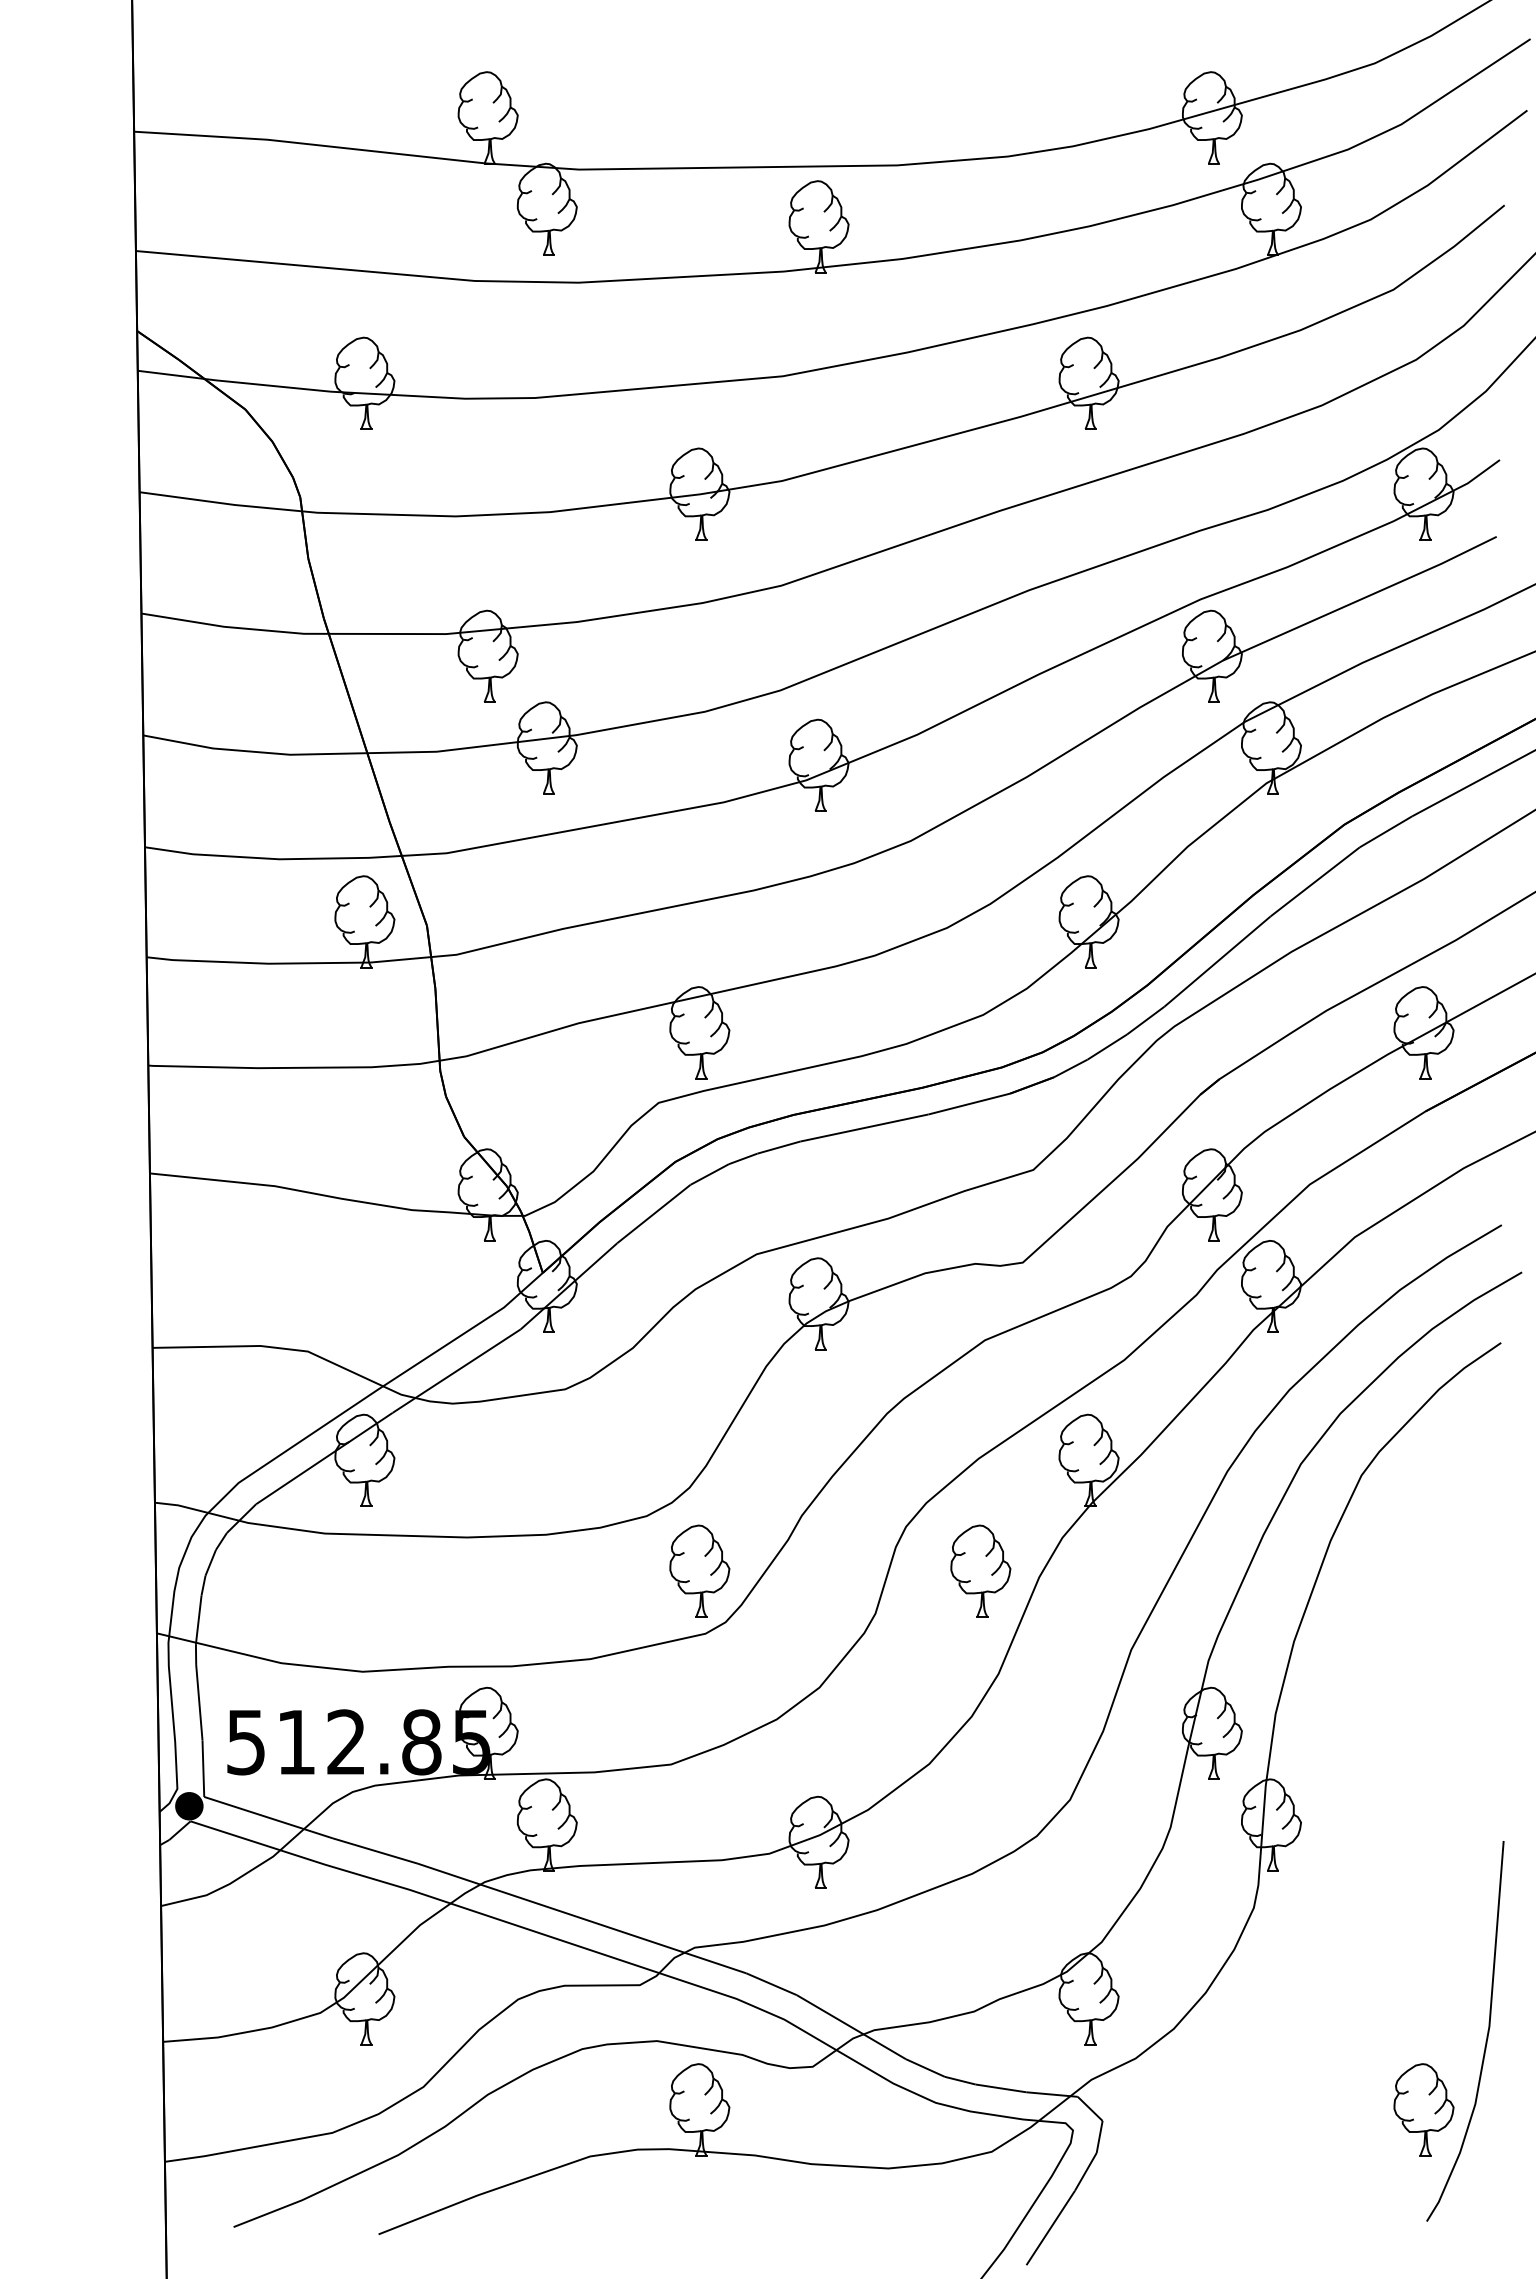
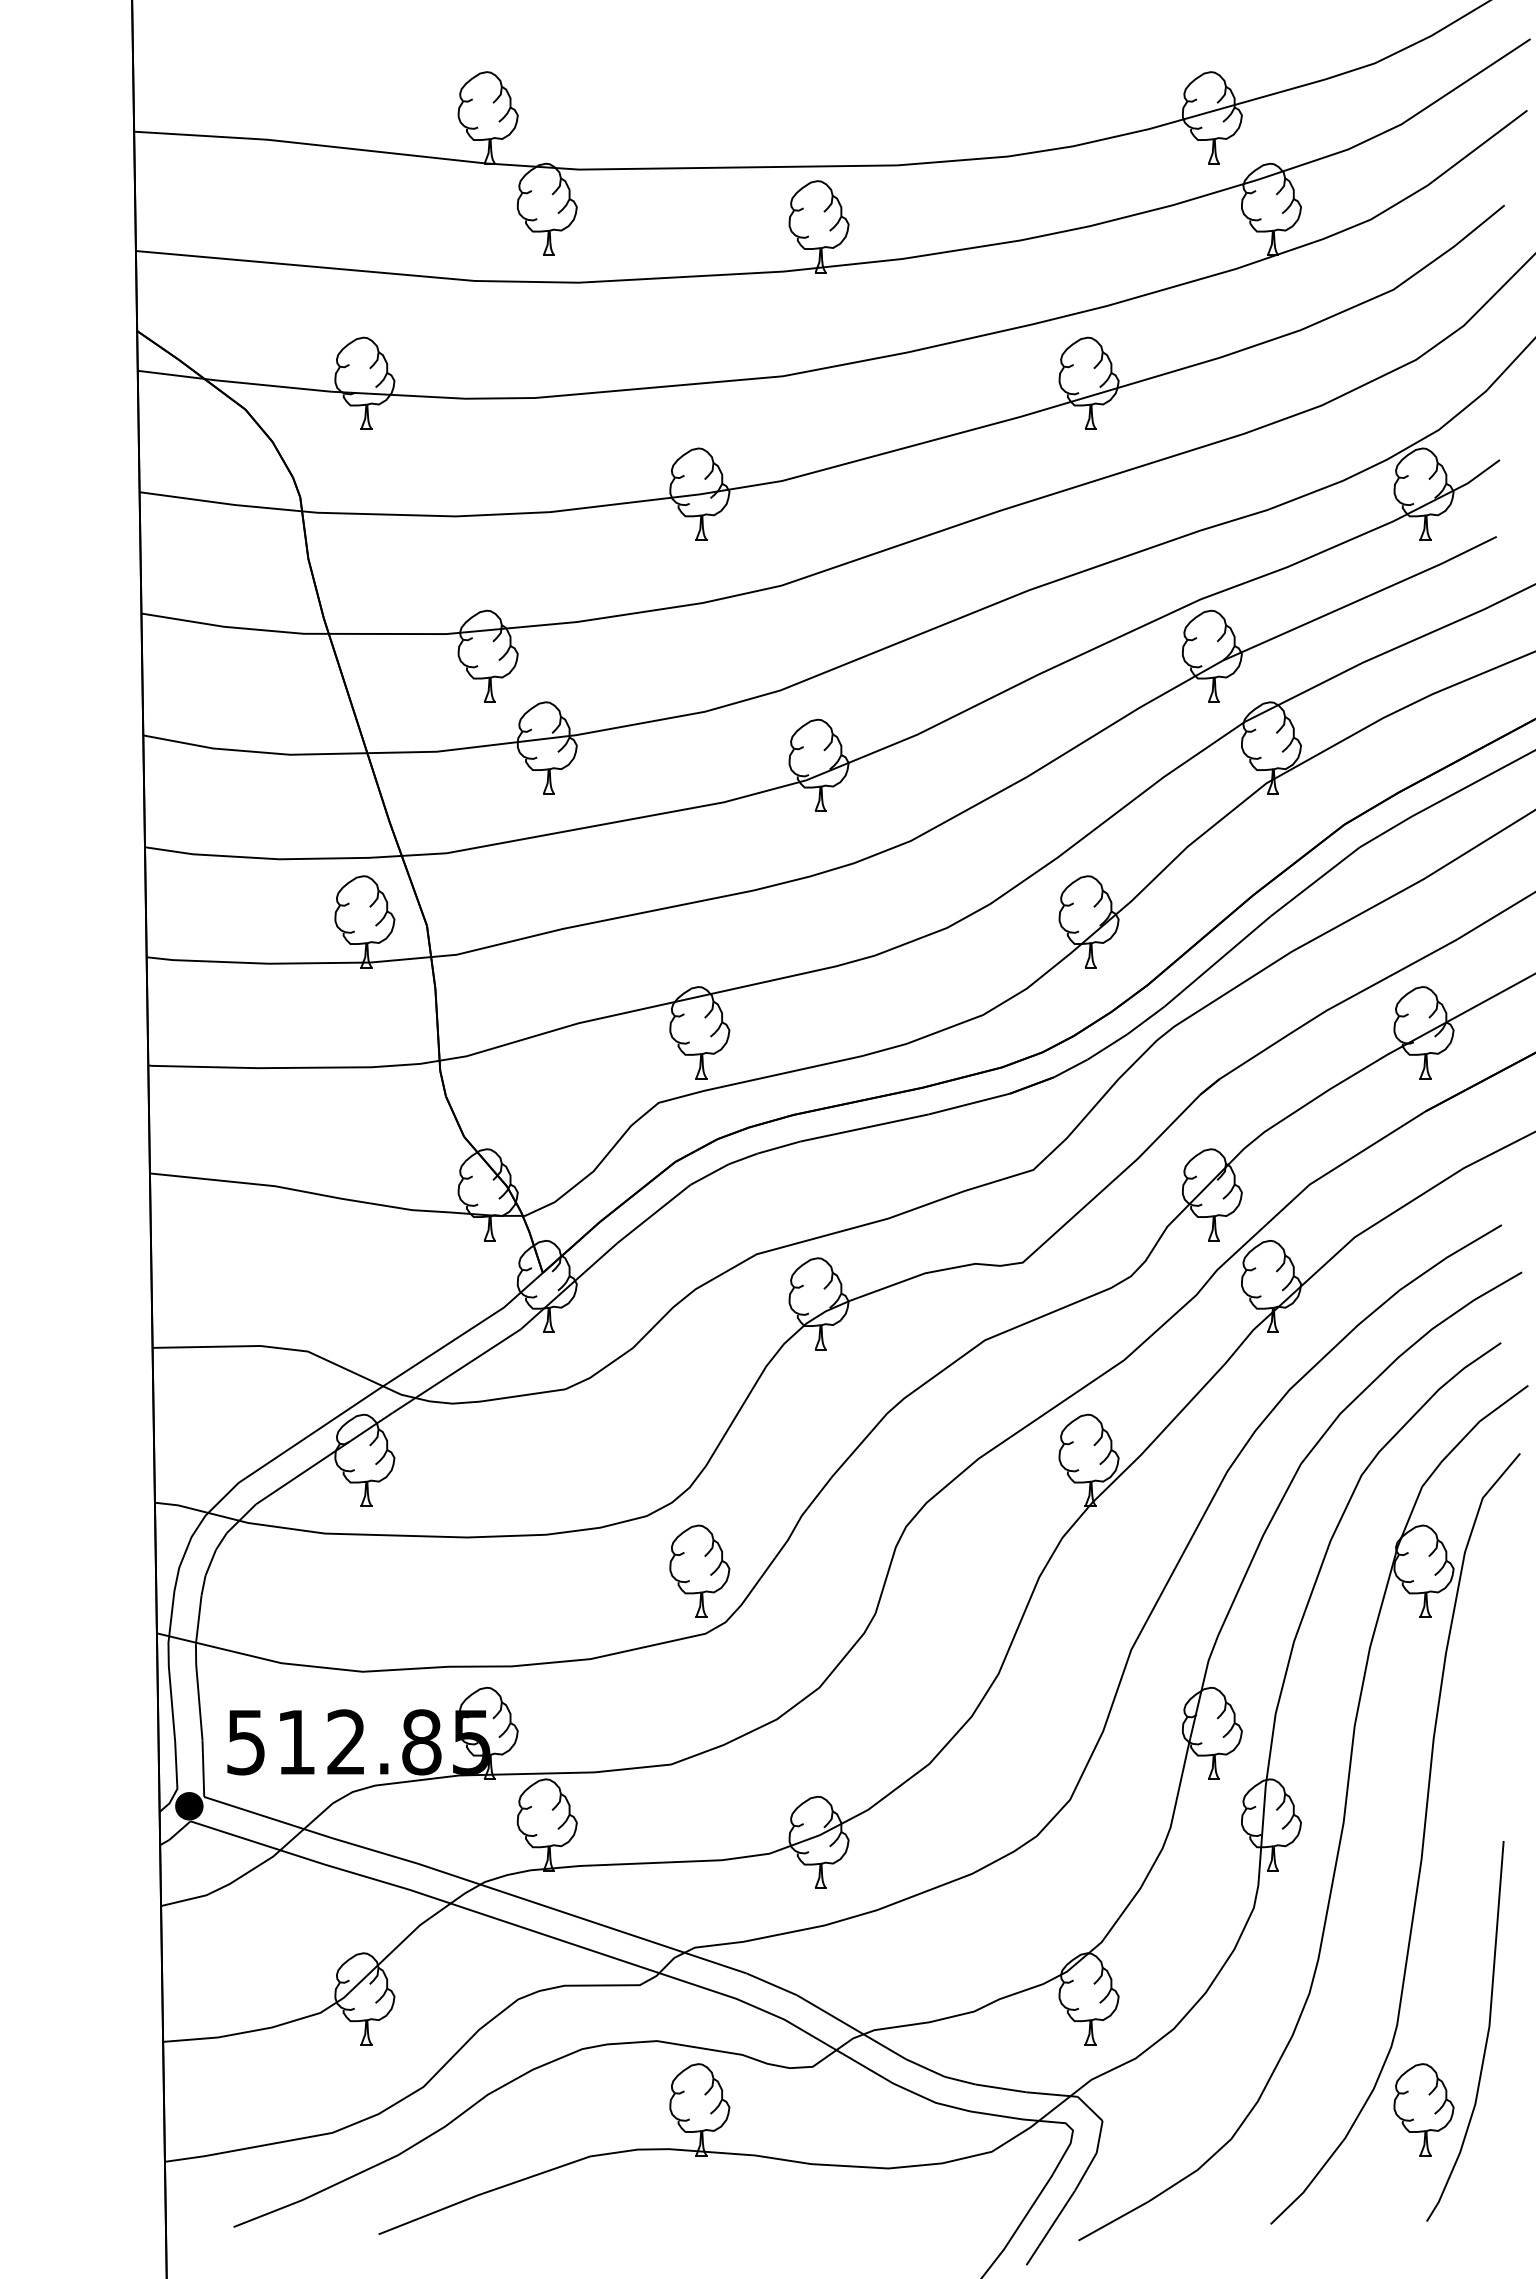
part: present -> none (980, 1570)
part: none -> present (1342, 1821)
